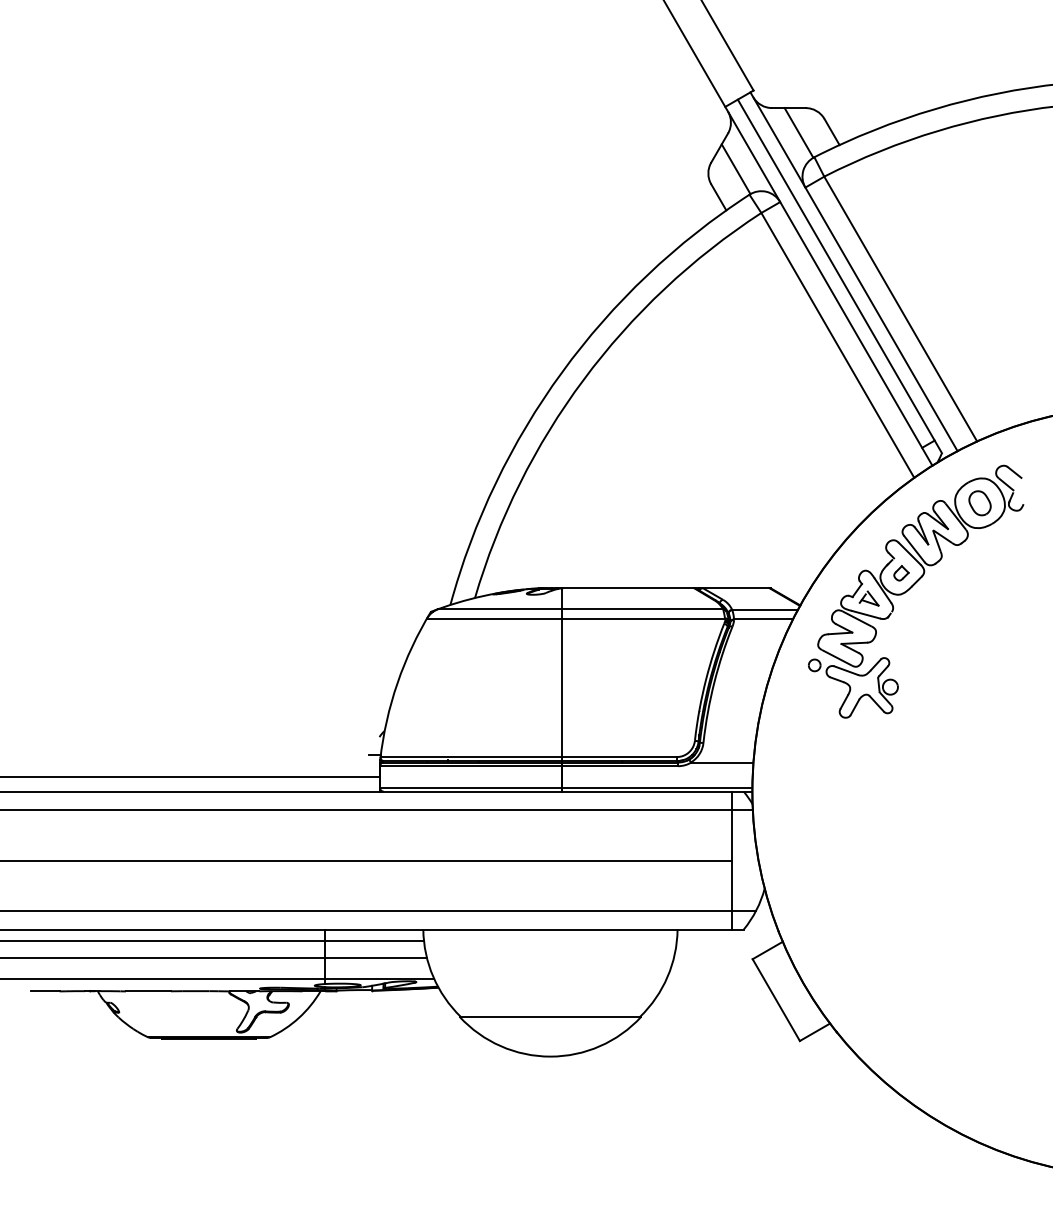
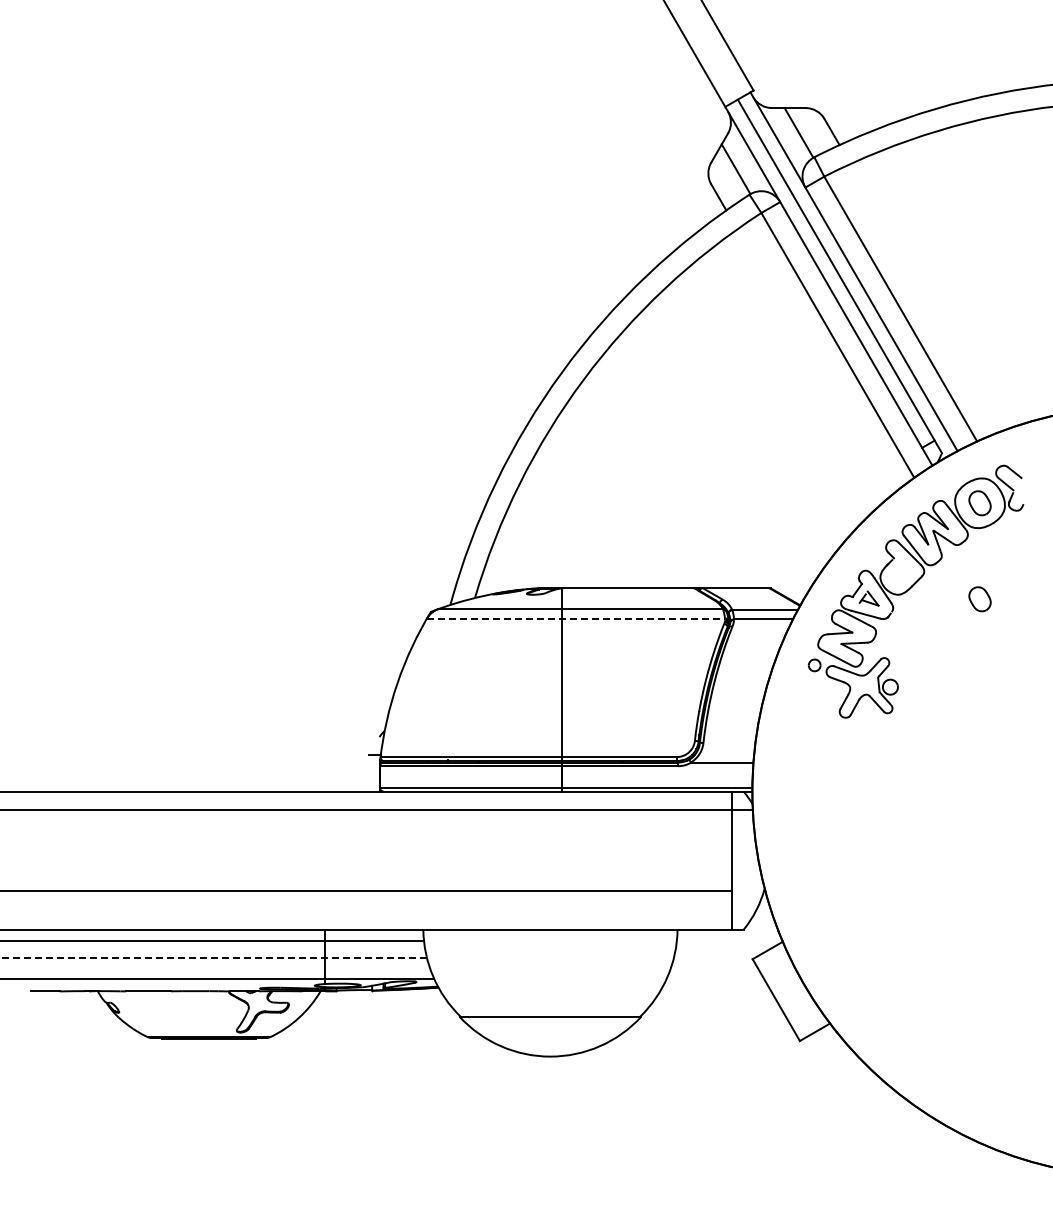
part: present -> none (901, 573)
part: none -> present (979, 599)
line: solid -> dashed (576, 618)
line: present -> none (191, 777)
line position: (367, 860) -> (367, 890) (367, 890)
line: present -> none (378, 911)
line: solid -> dashed (213, 958)
